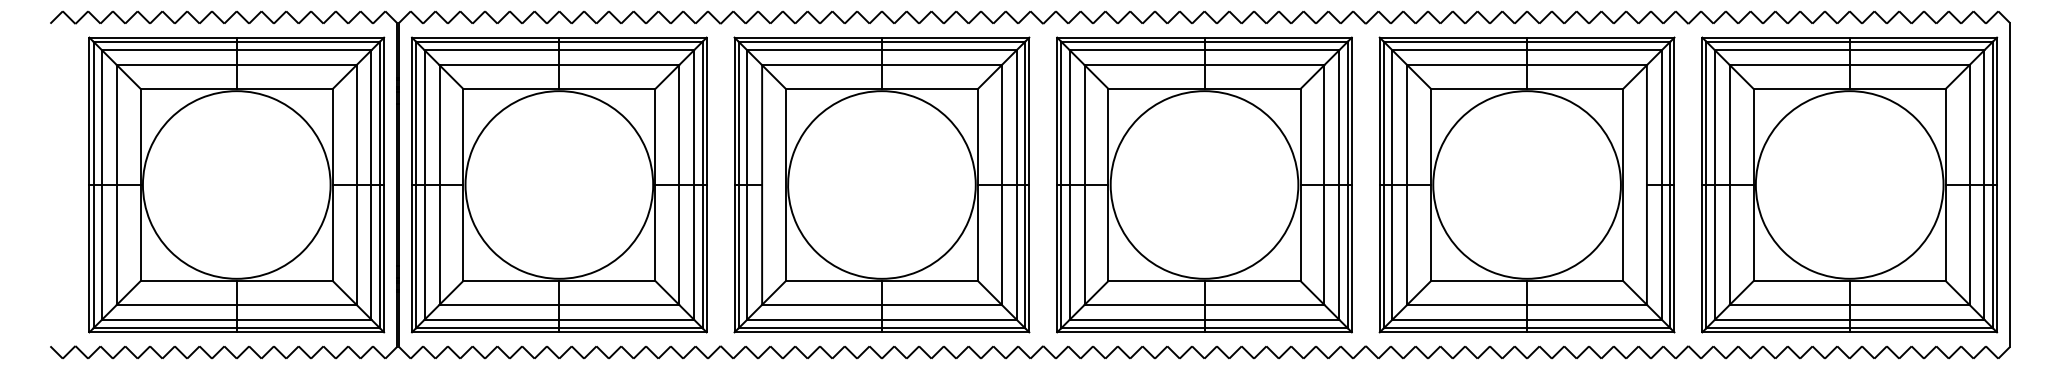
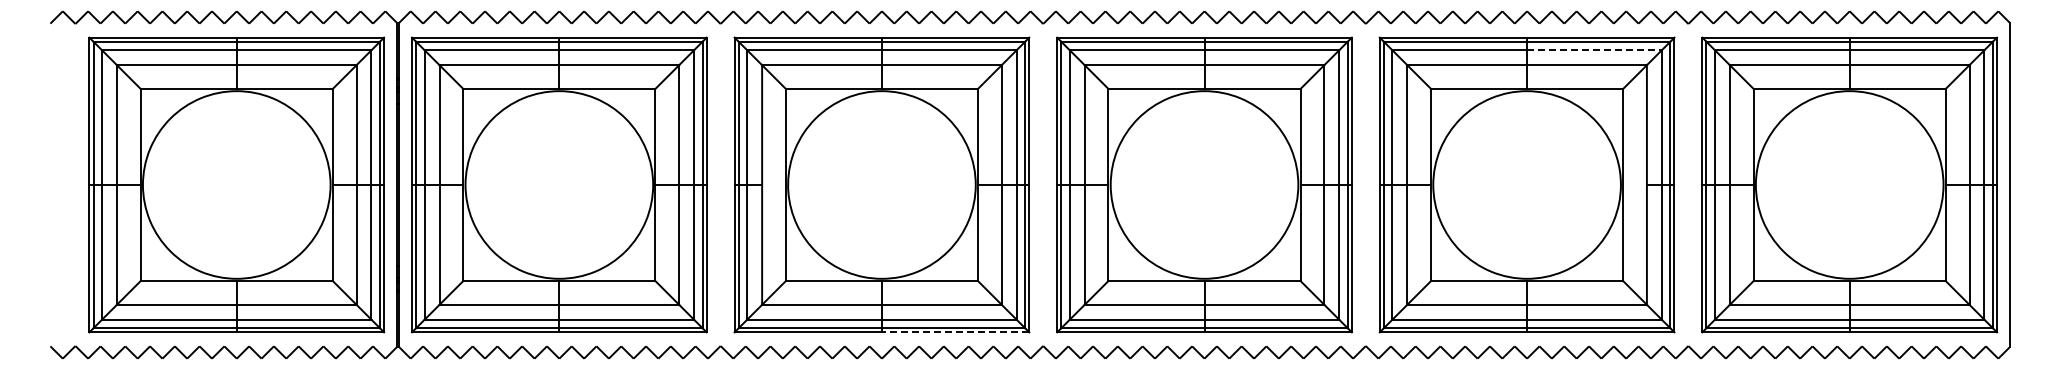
line: solid -> dashed (1594, 50)
line: solid -> dashed (955, 332)
